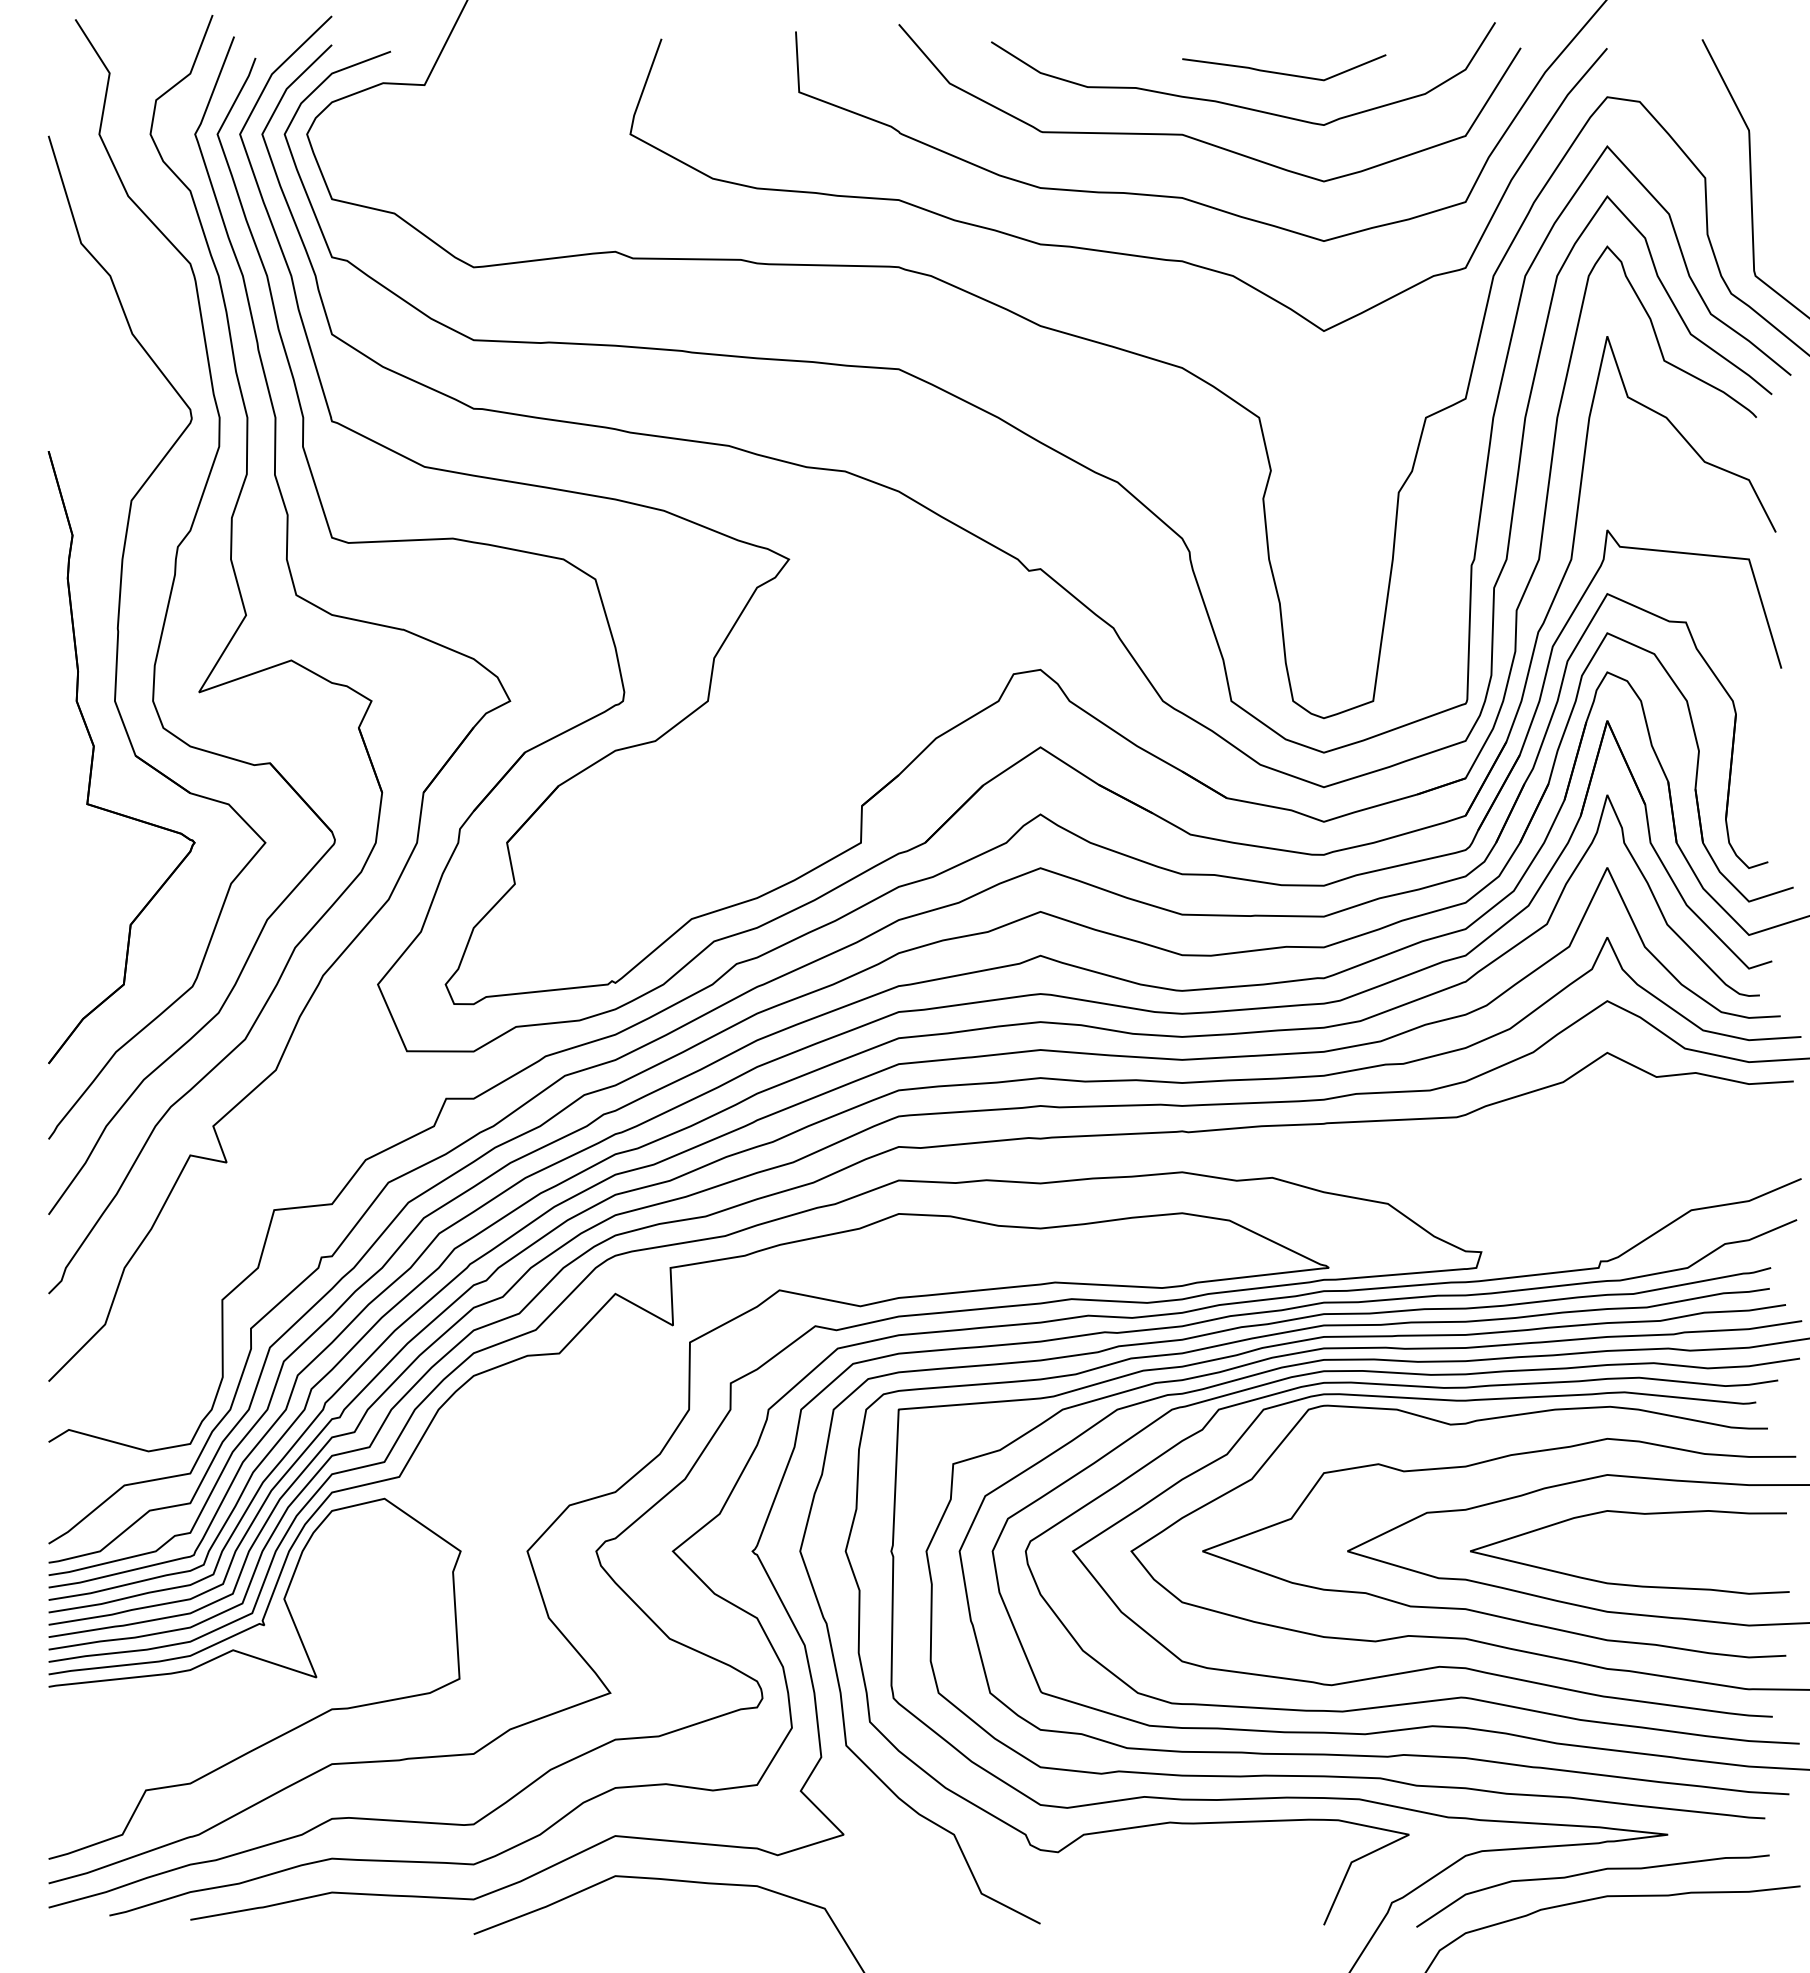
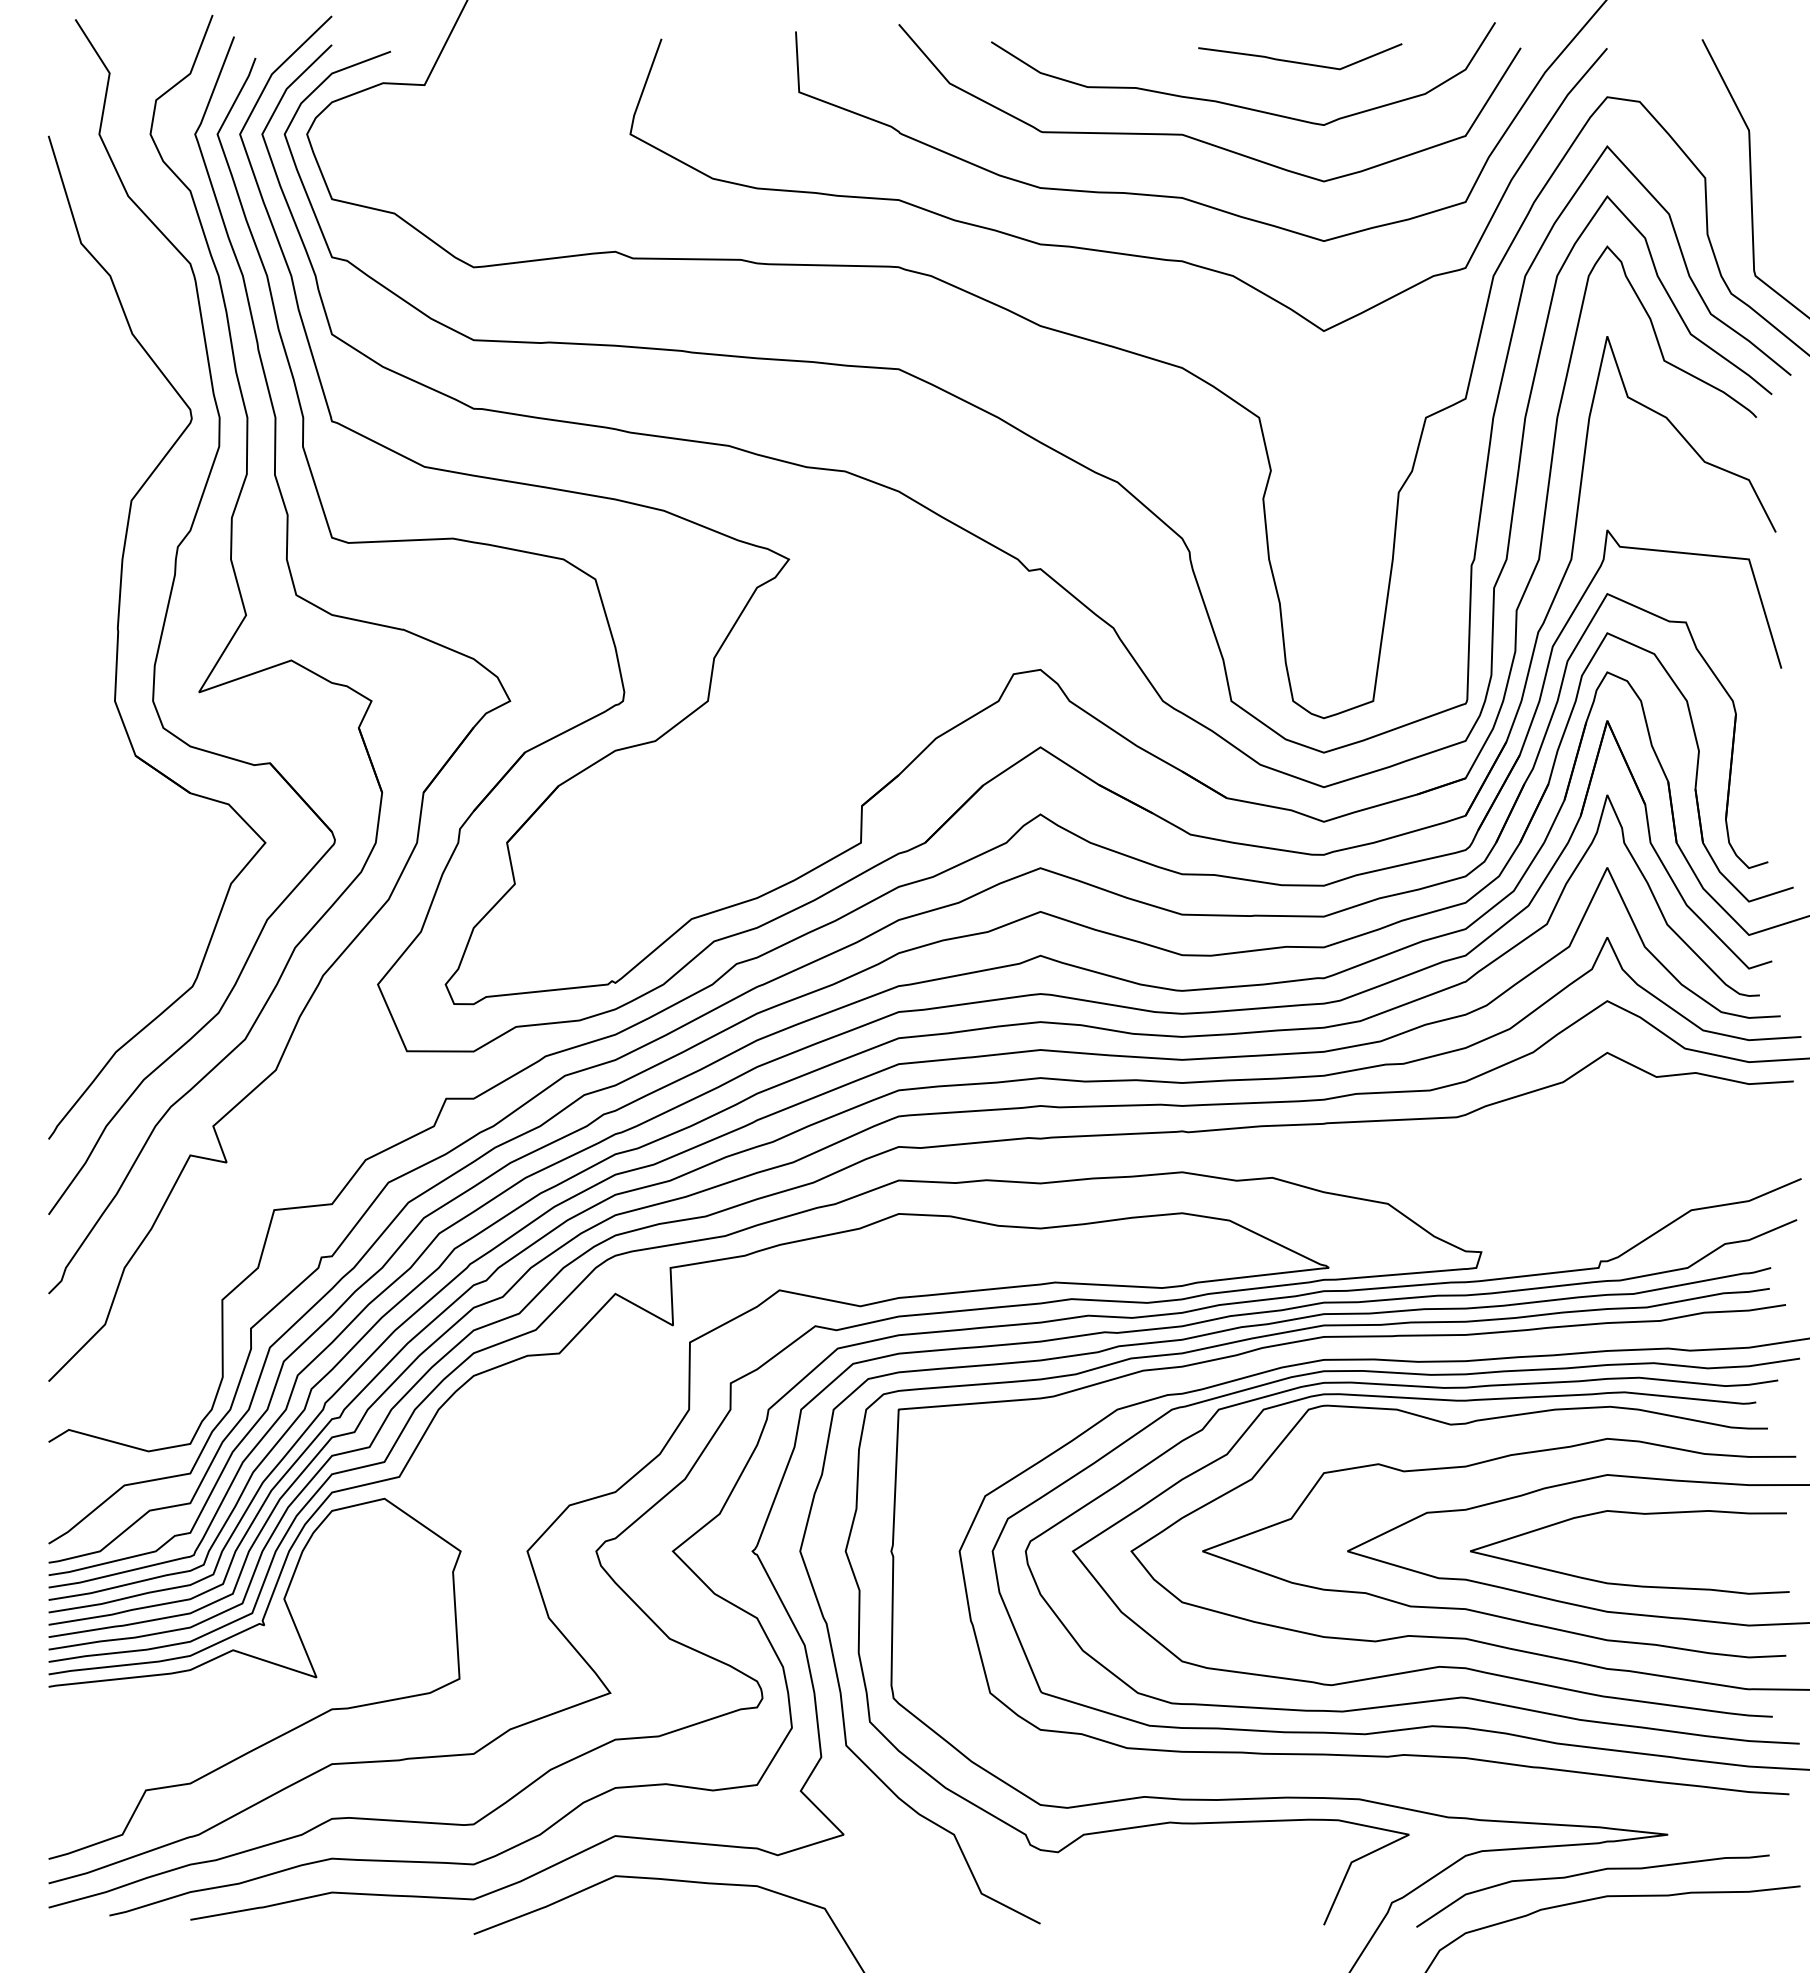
line position: (1281, 72) -> (1297, 61) (1297, 61)
part: present -> none (94, 752)
curve: present -> none (1363, 1776)
